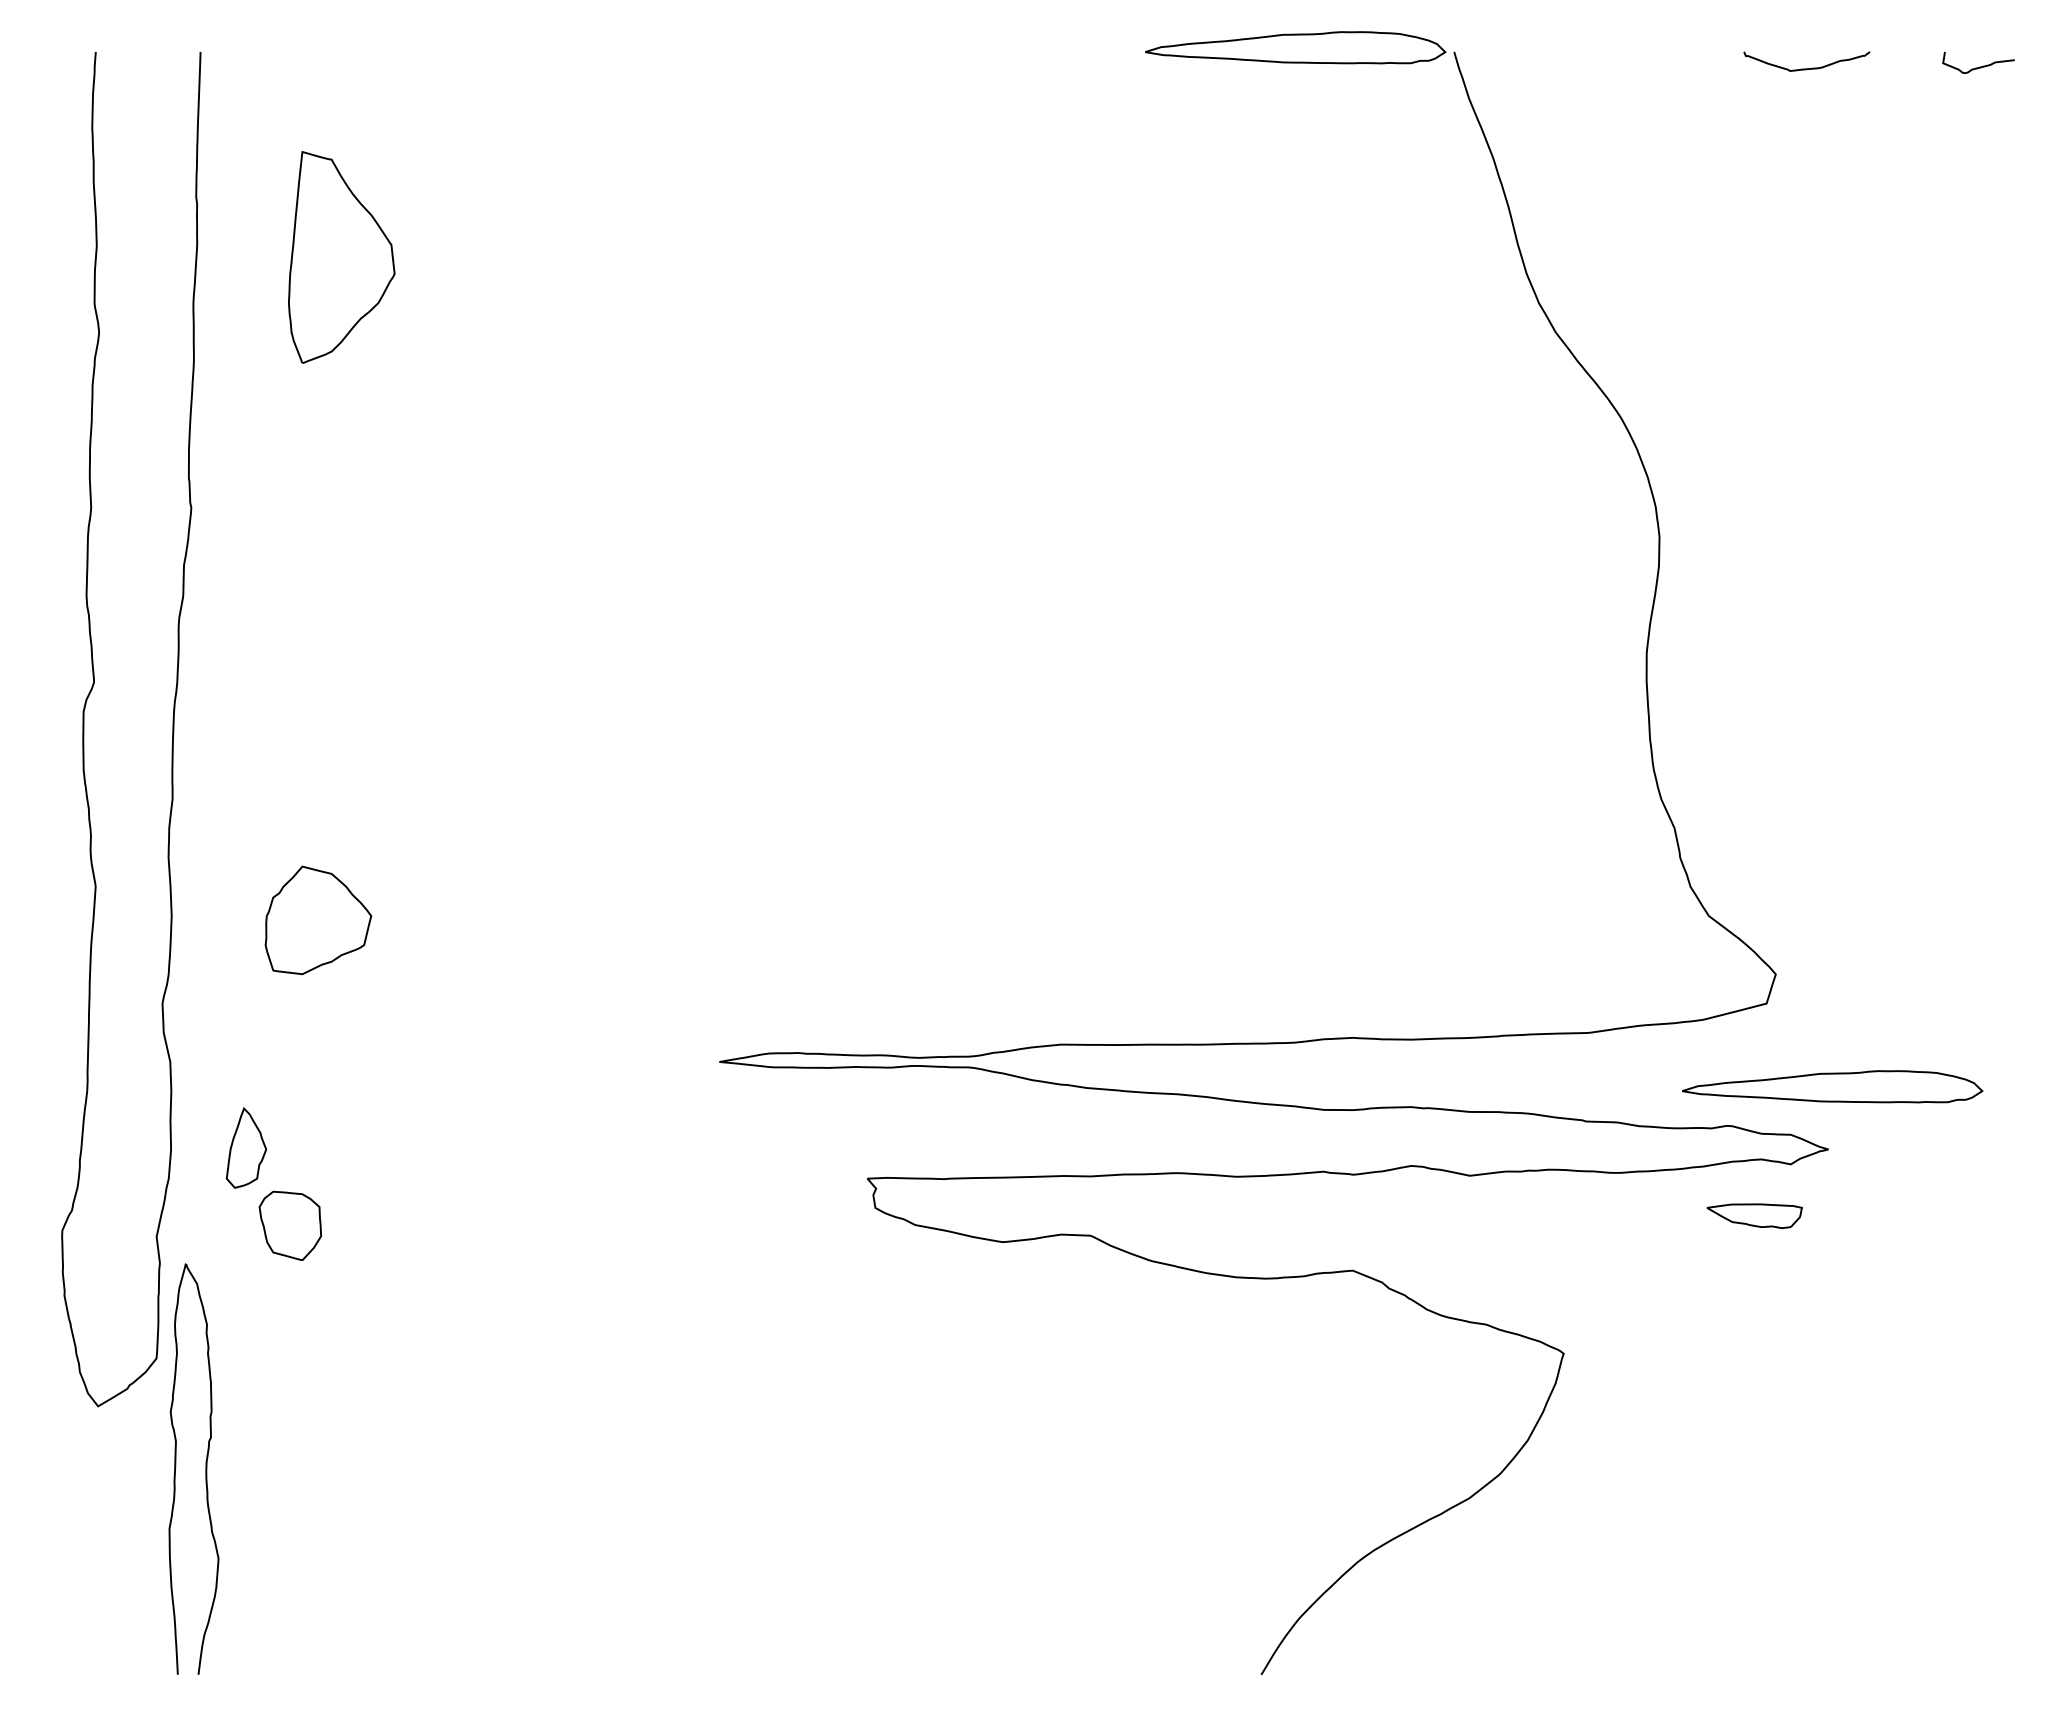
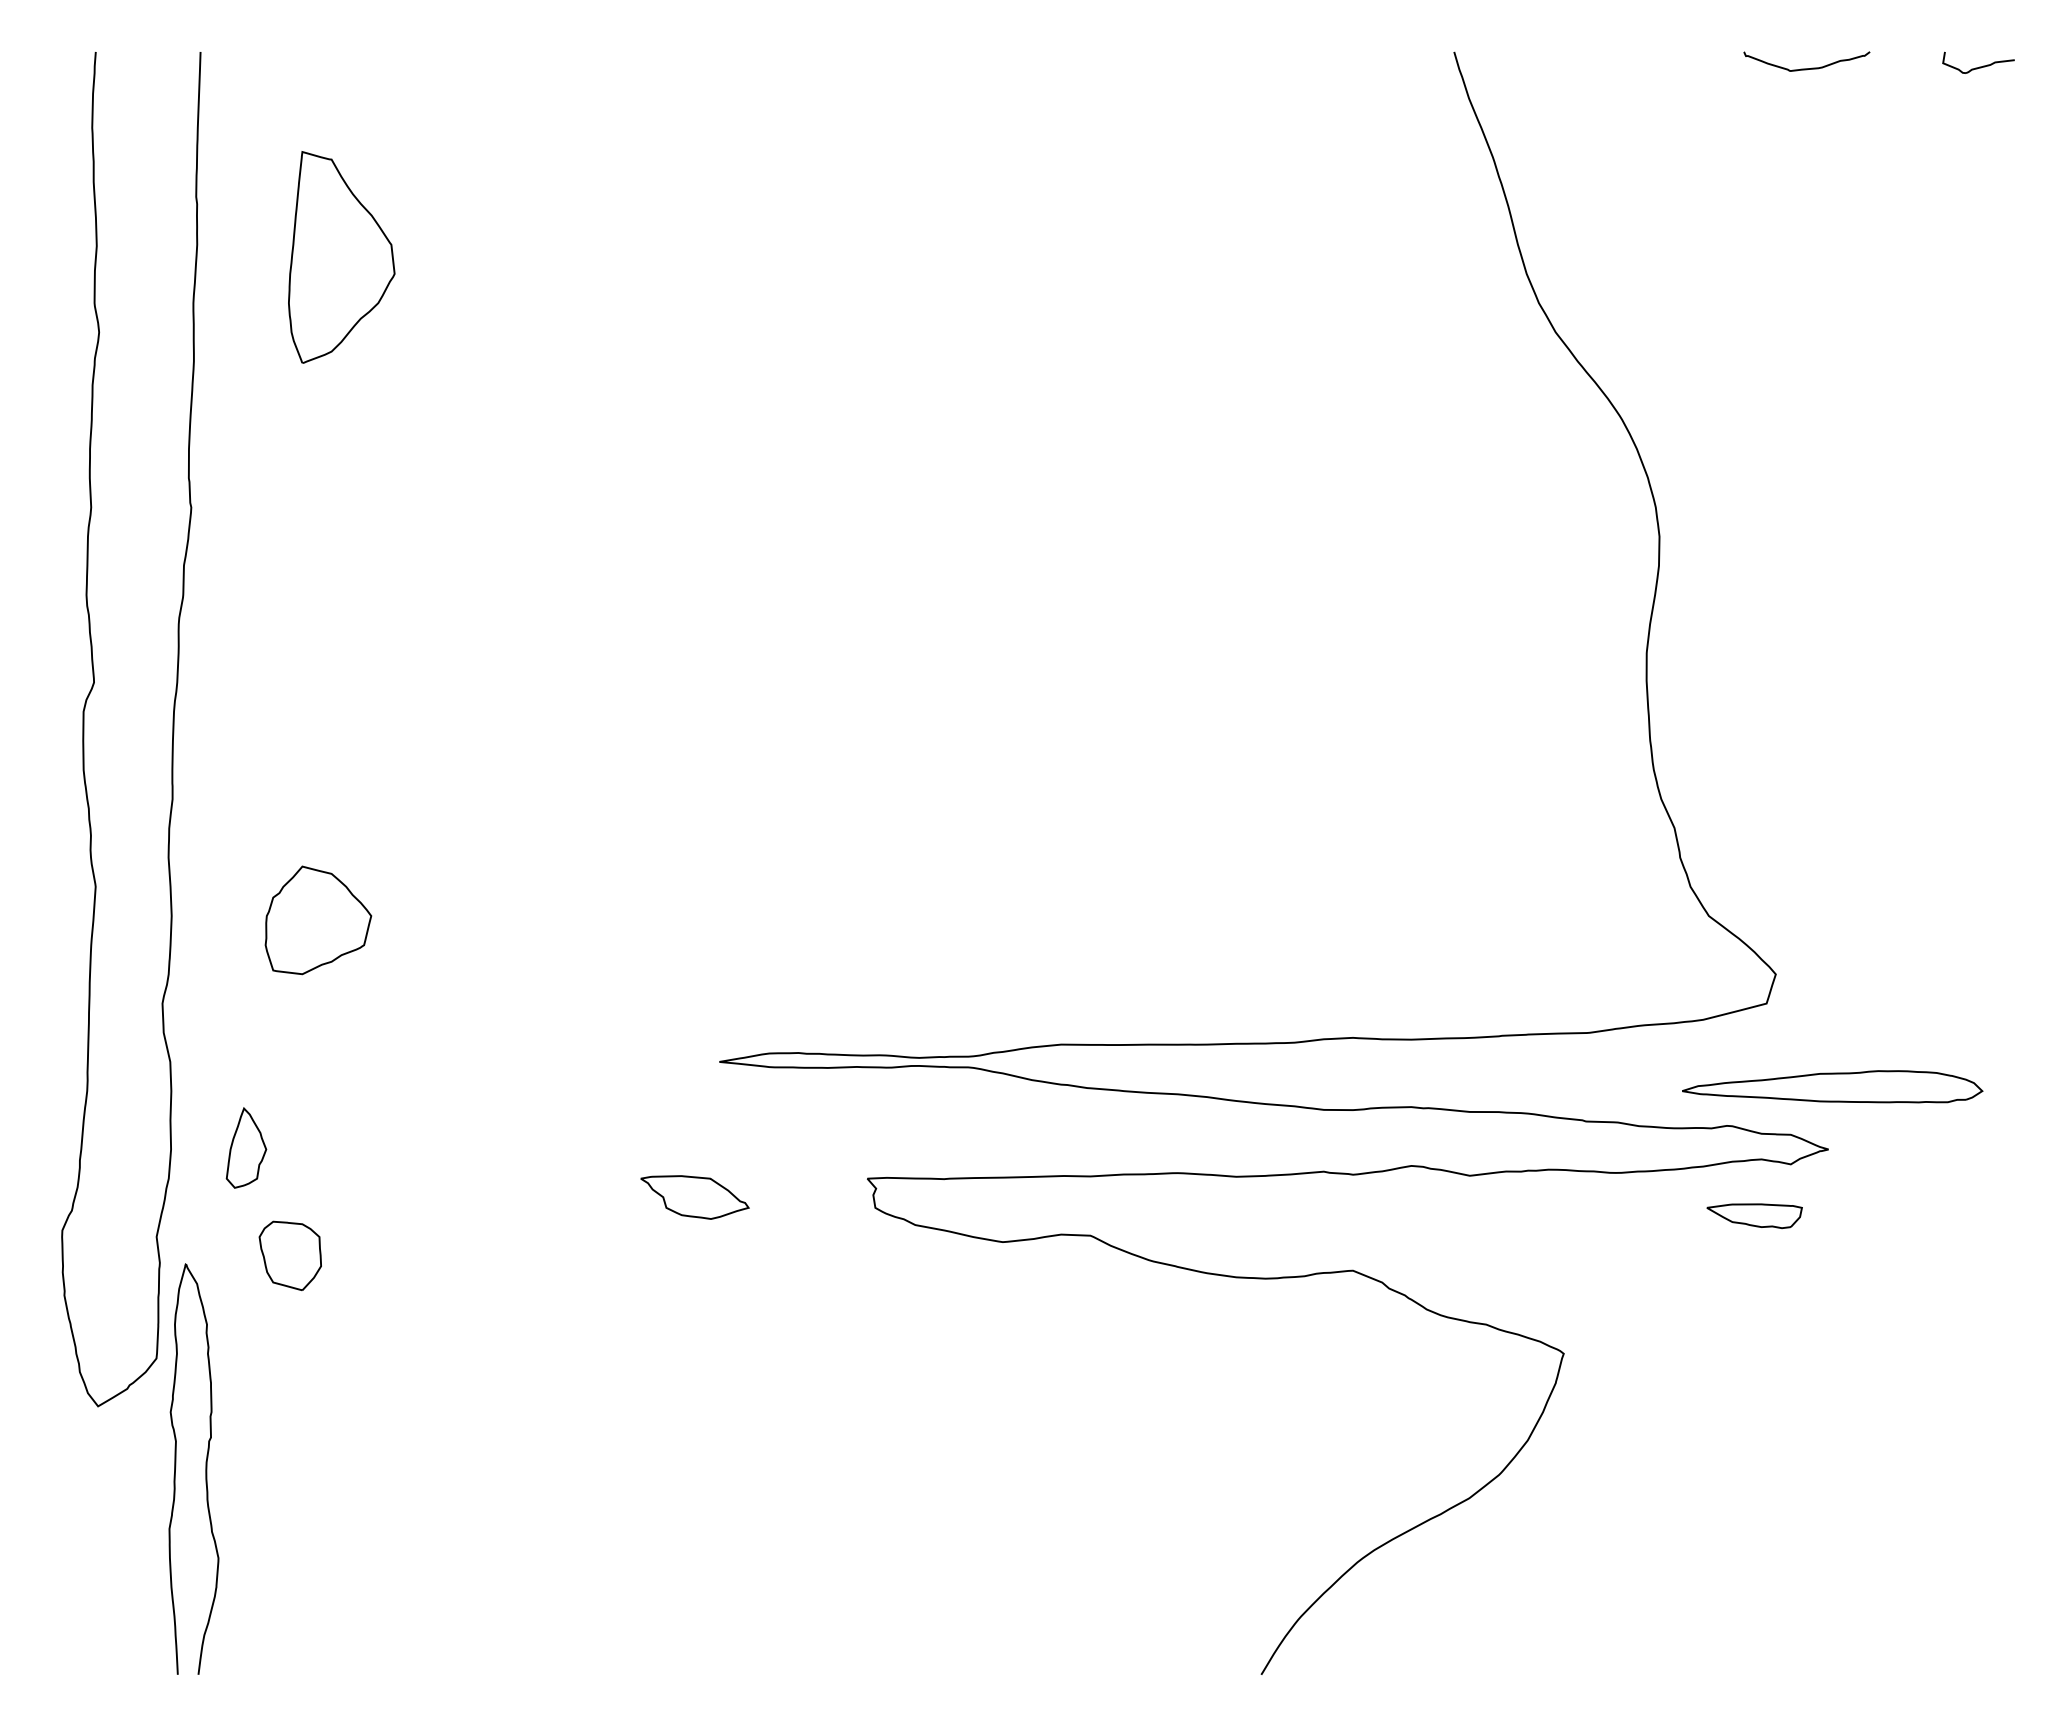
part: present -> none (1295, 47)
part: none -> present (694, 1197)
part position: (289, 1225) -> (289, 1255) (289, 1255)
